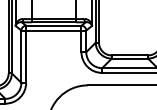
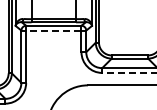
line: solid -> dashed (53, 30)
line: solid -> dashed (128, 72)
